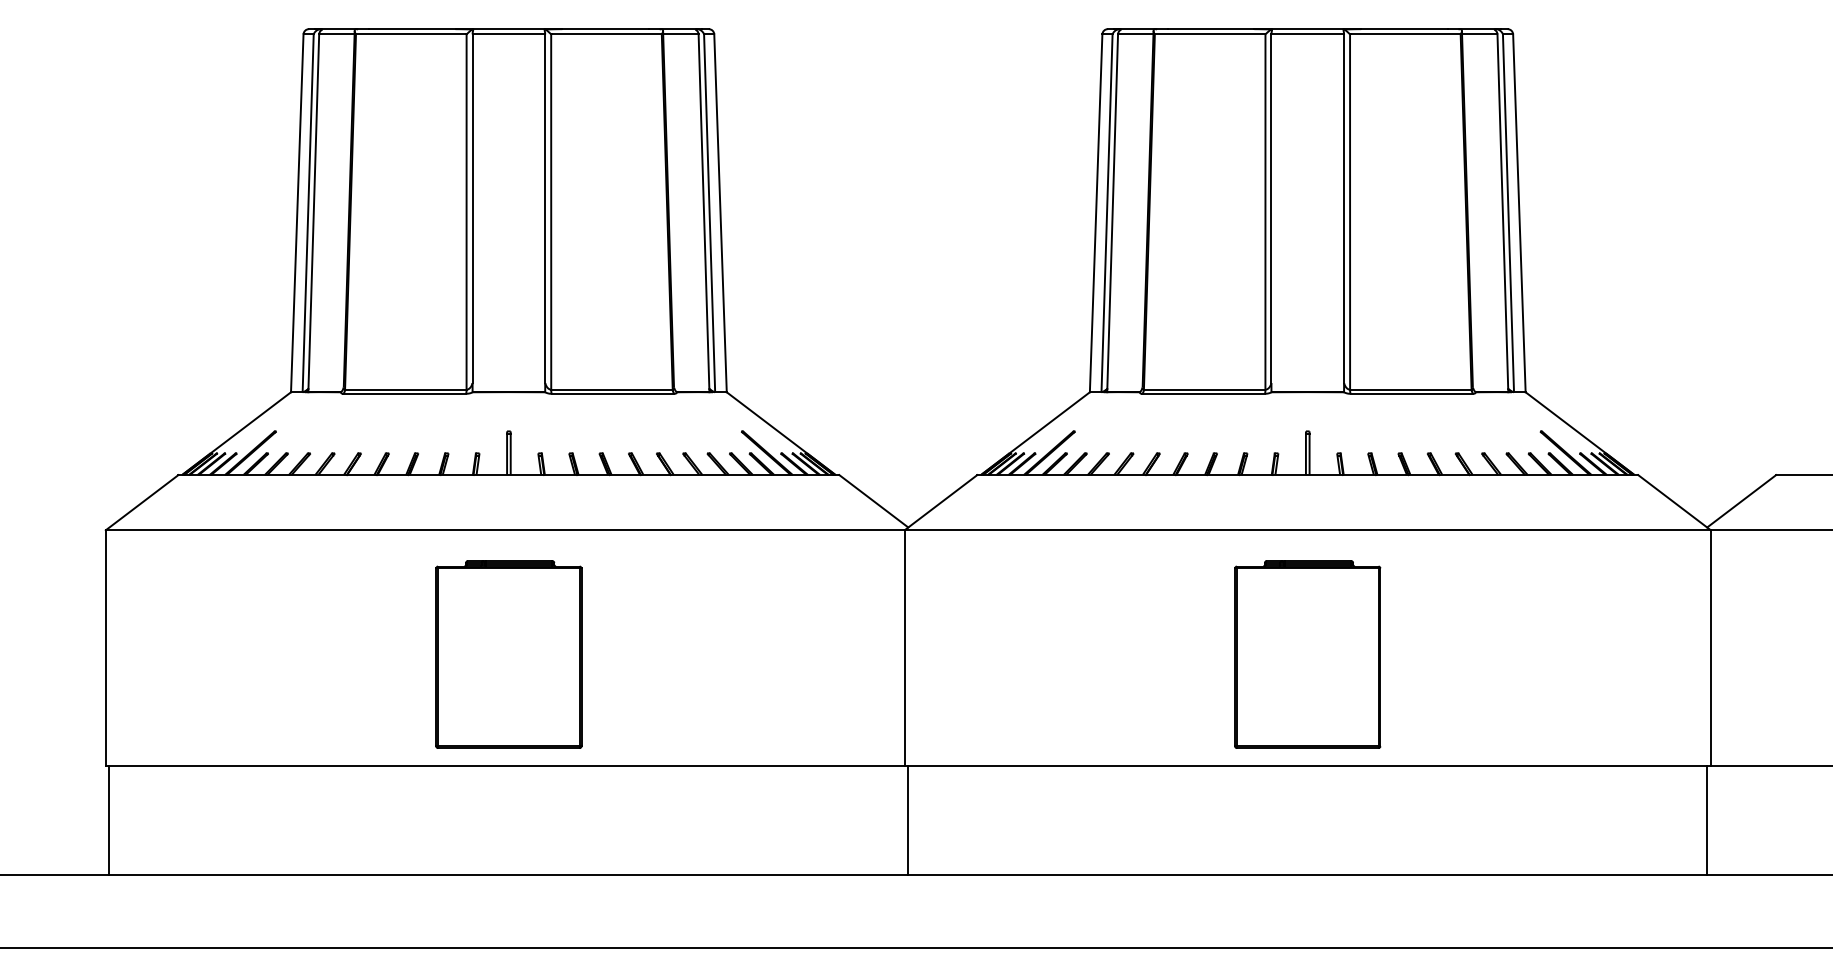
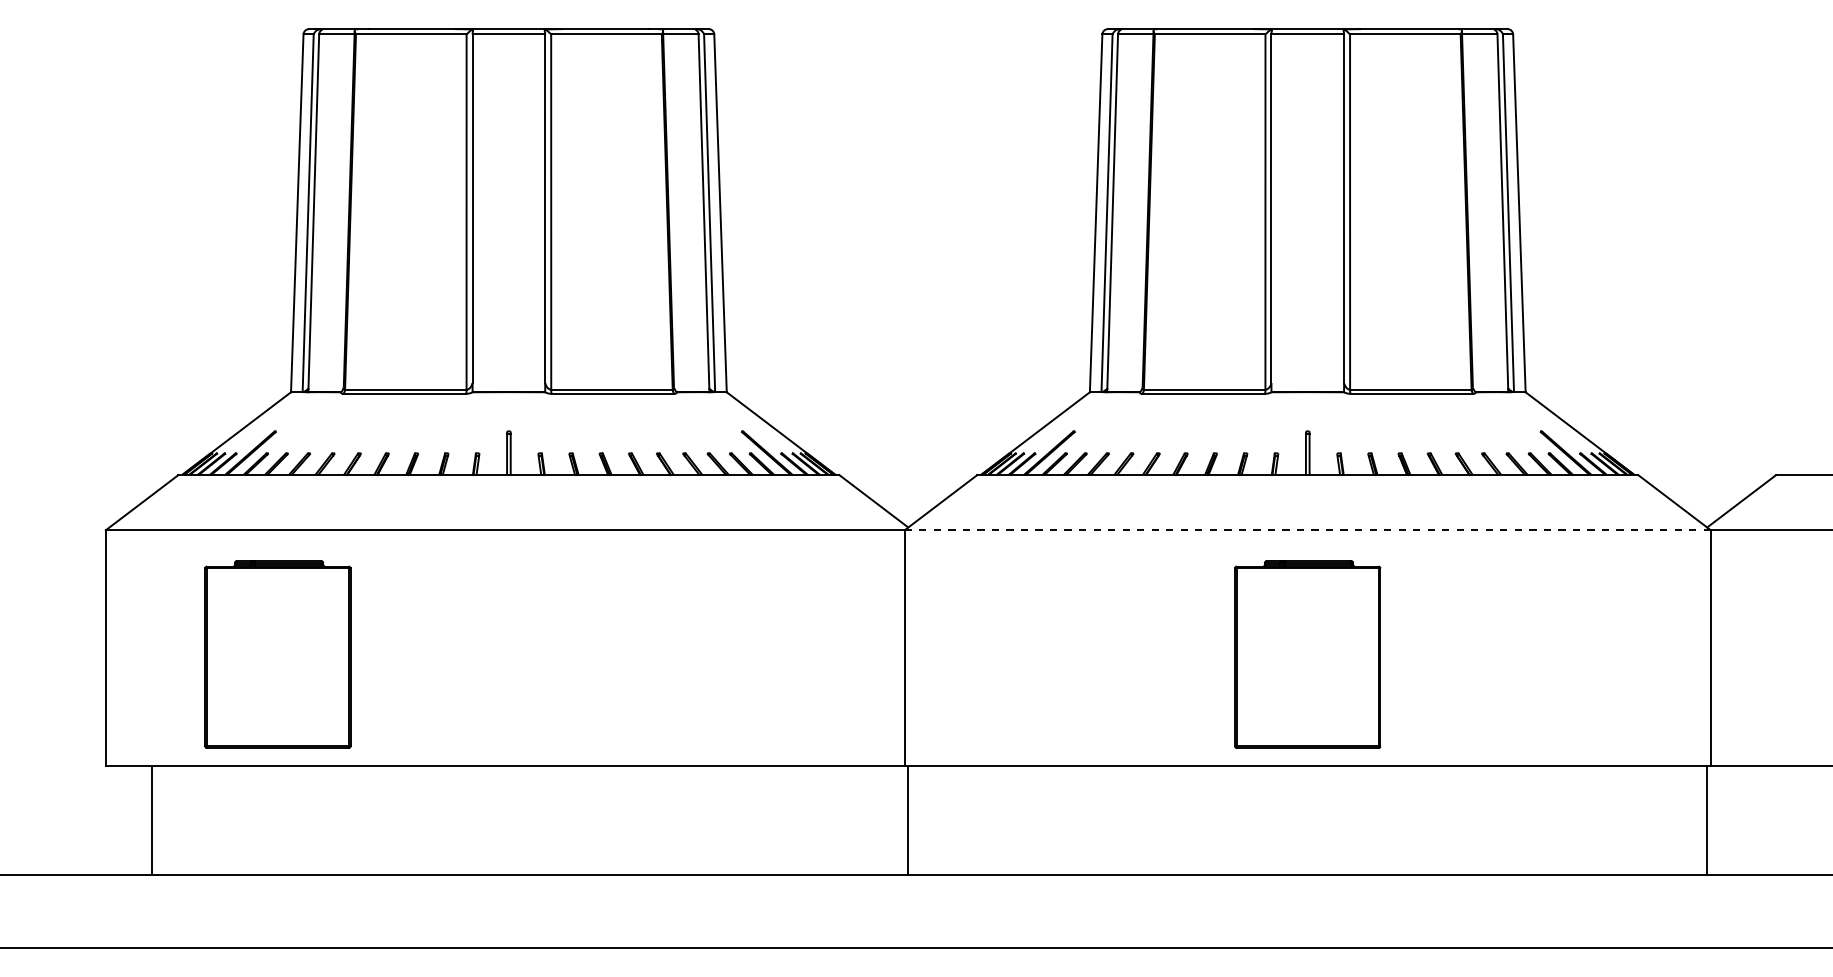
line: solid -> dashed (1307, 530)
part position: (508, 654) -> (277, 654) (277, 654)
line position: (109, 820) -> (152, 820) (152, 820)
